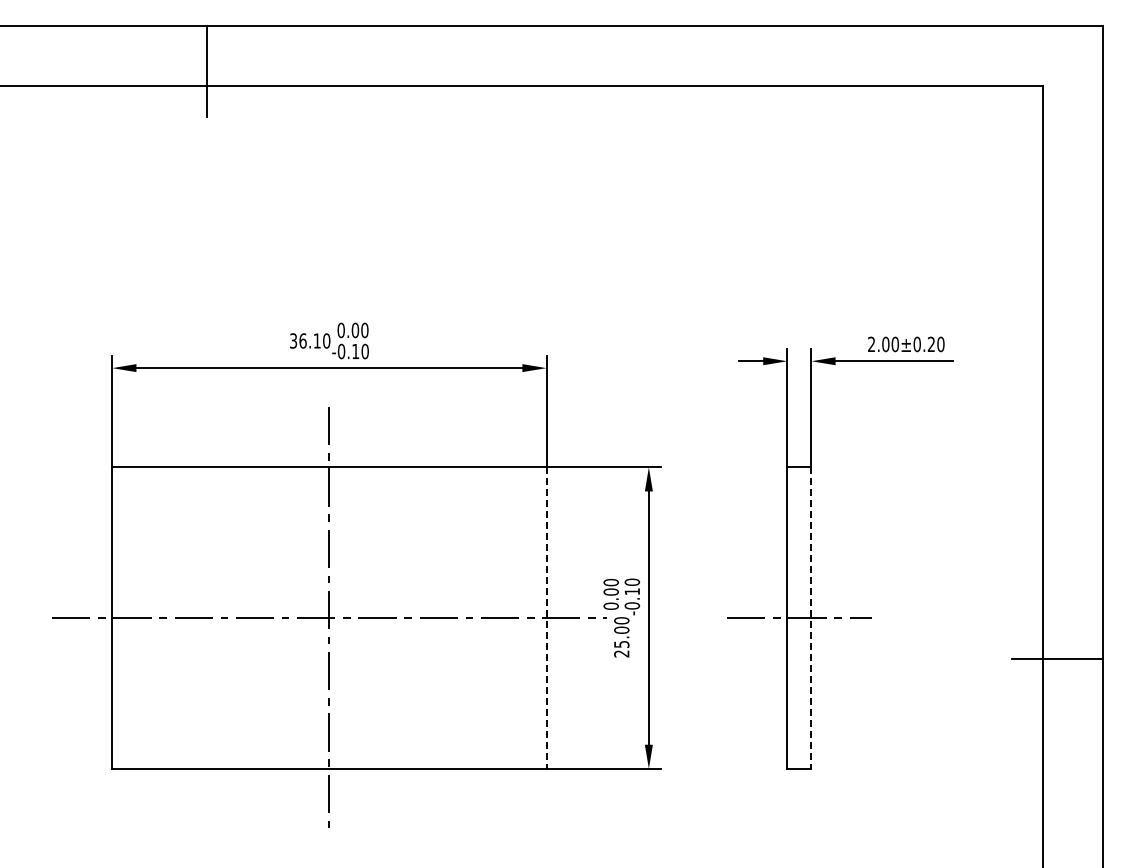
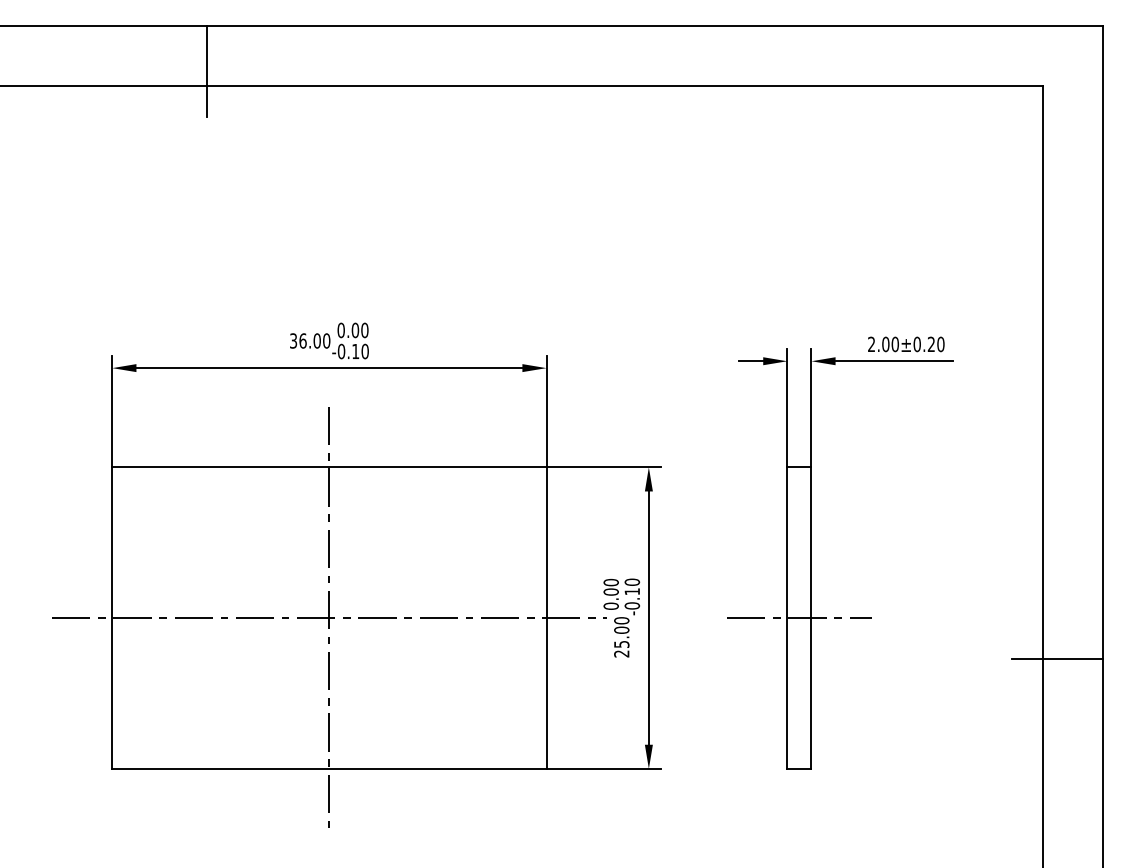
text: 36.10 -> 36.00 (316, 340)
line: dashed -> solid (546, 618)
line: dashed -> solid (811, 618)
